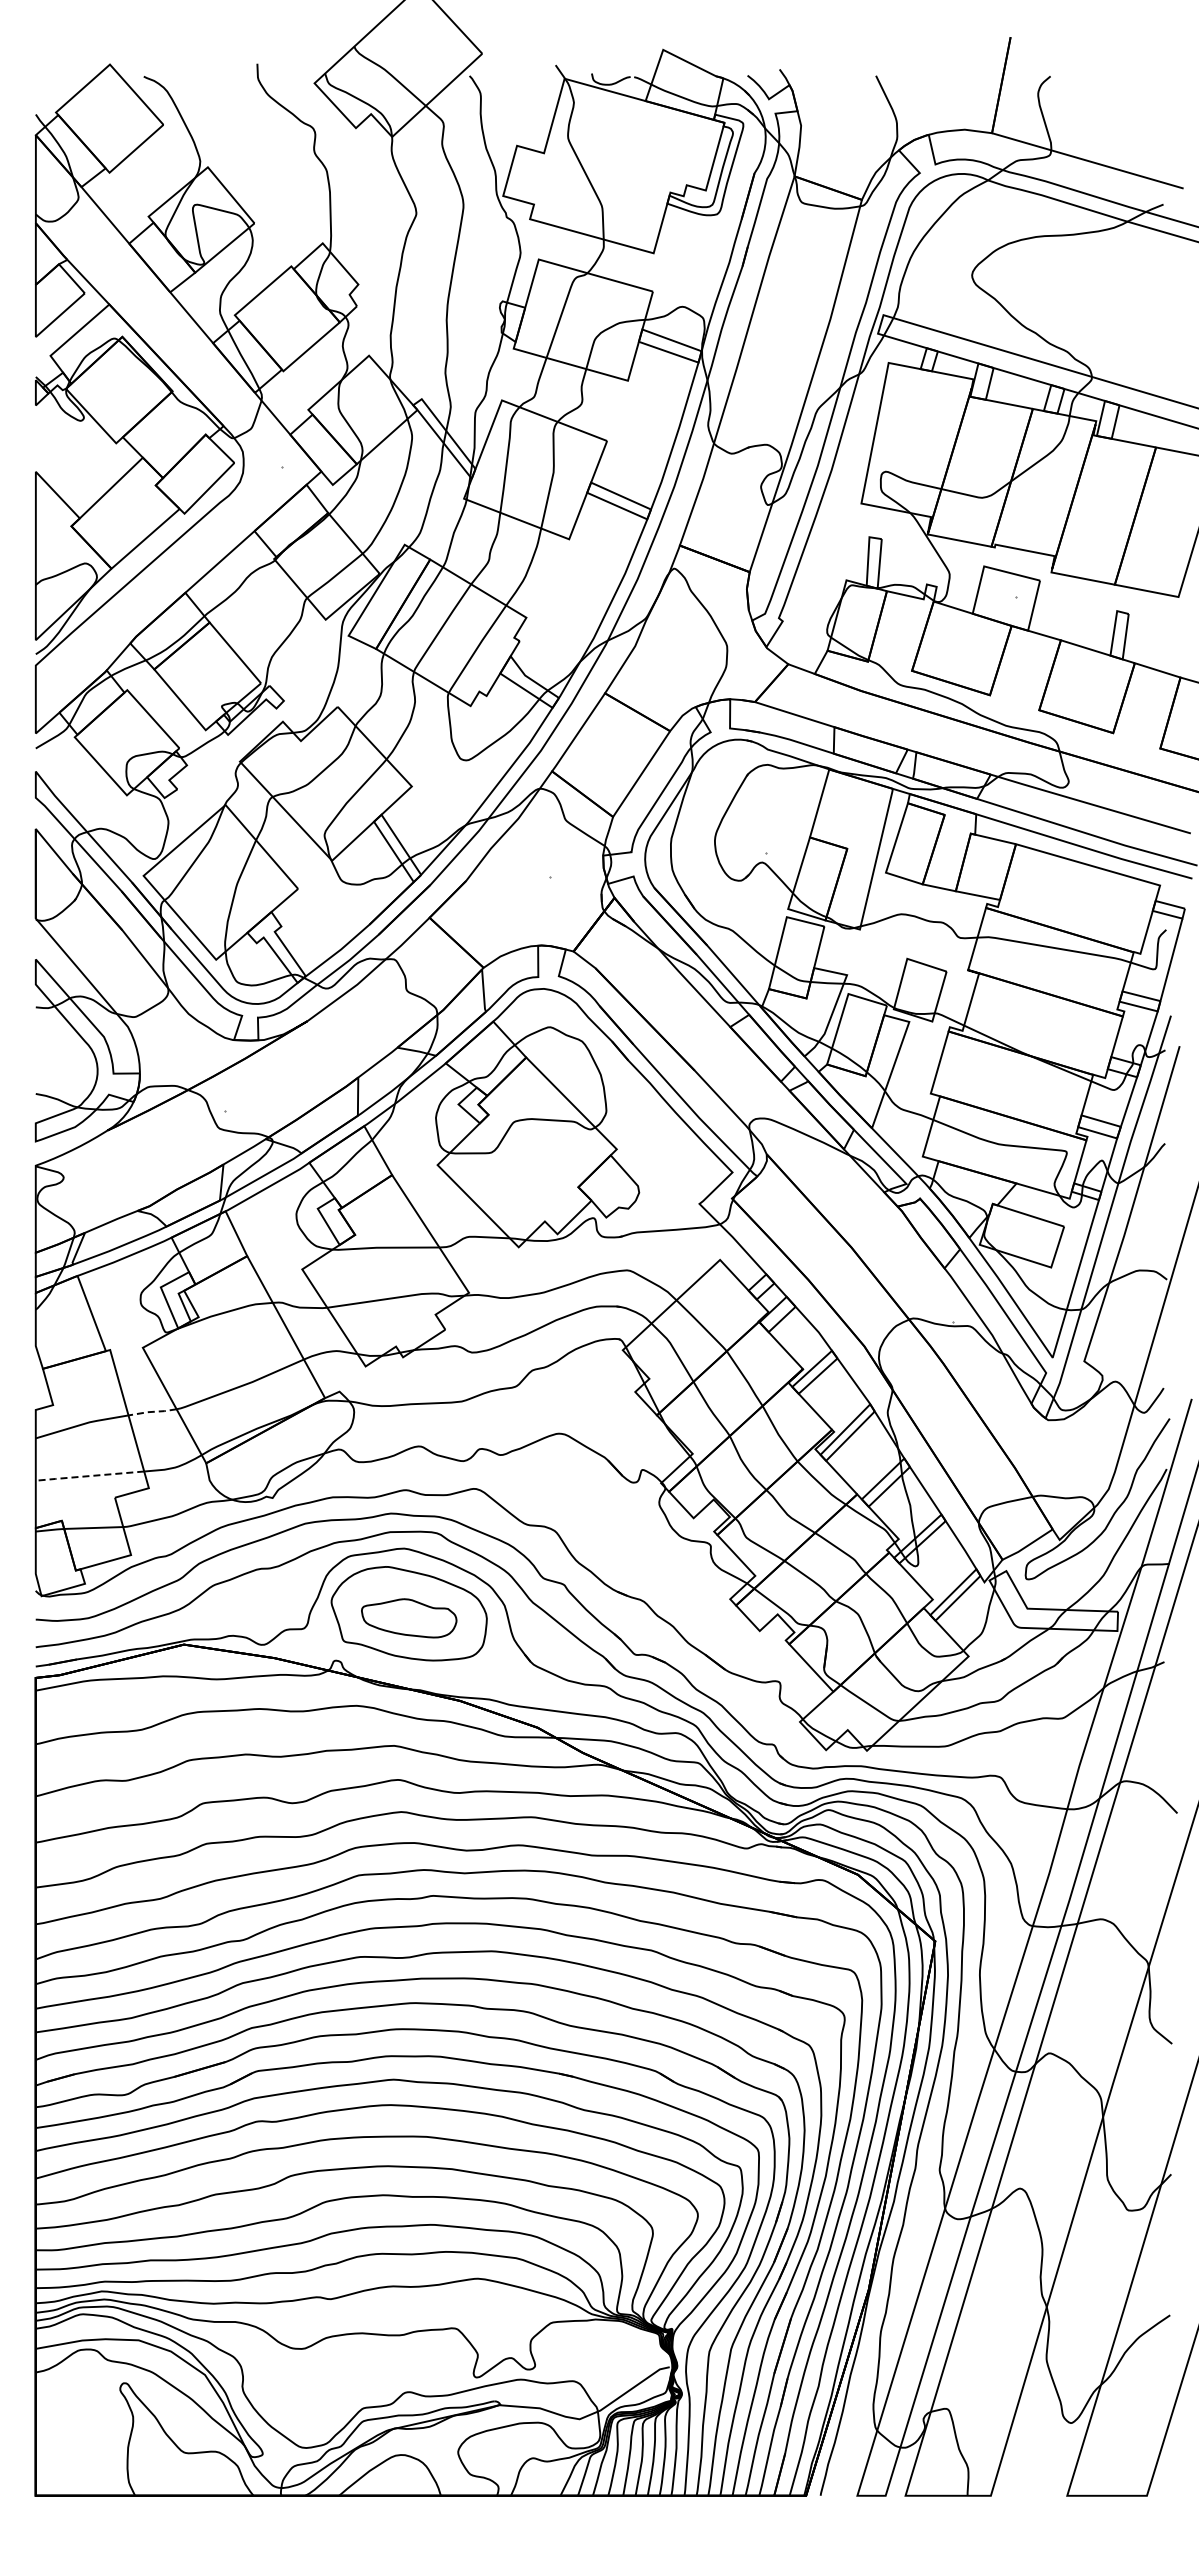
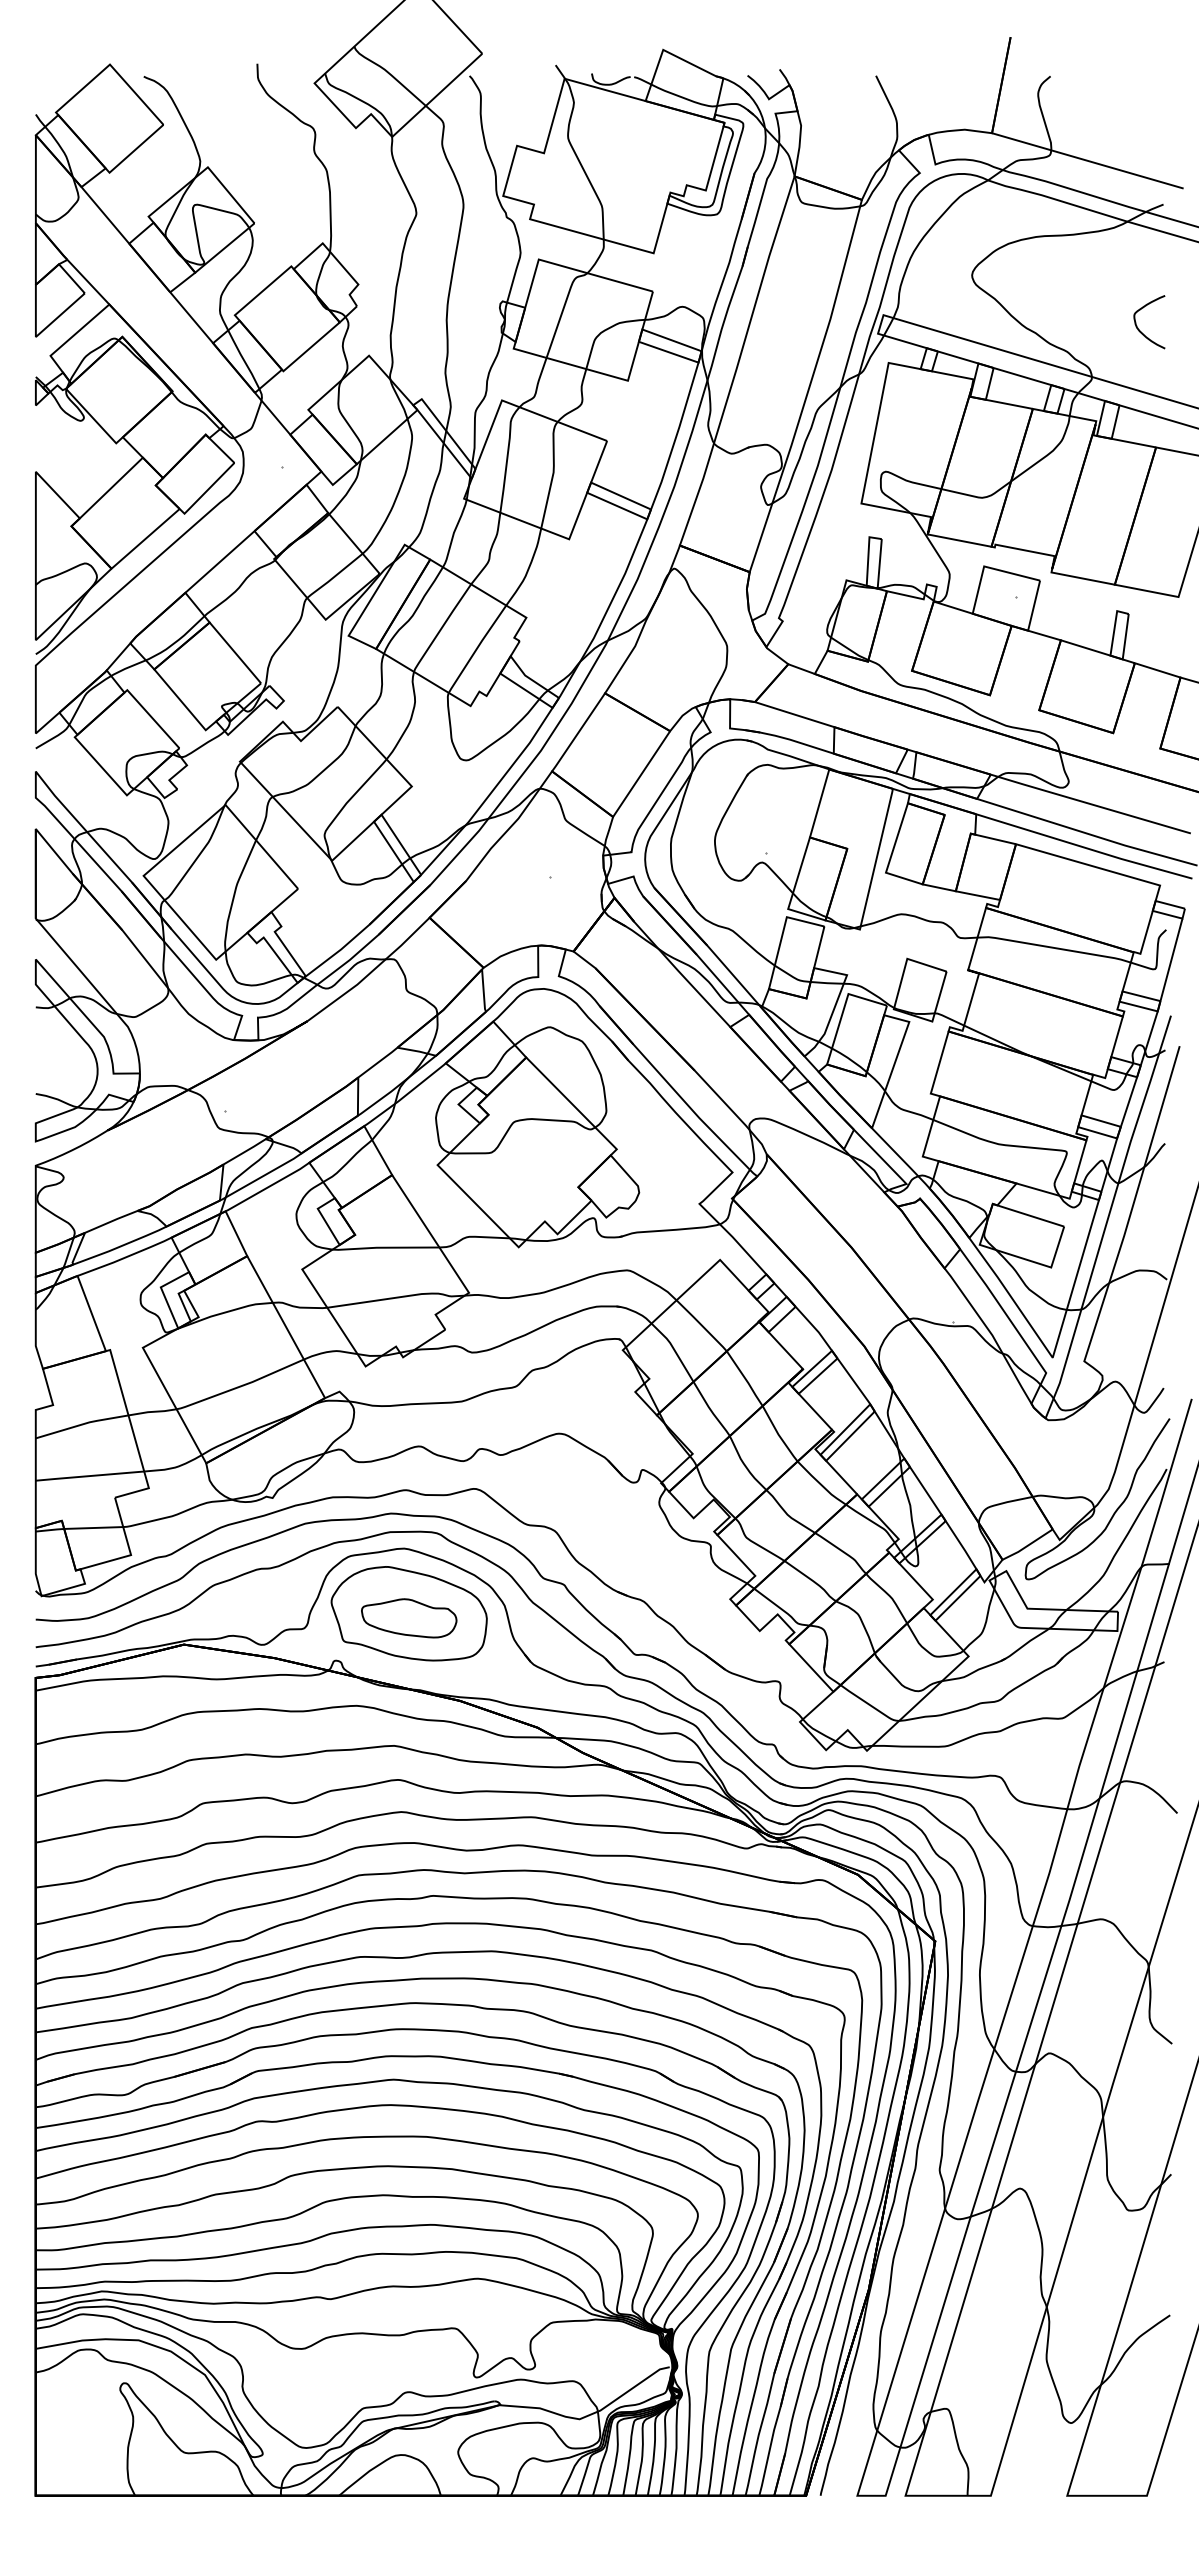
curve: none -> present (1140, 330)
line: dashed -> solid (152, 1411)
line: dashed -> solid (89, 1476)
